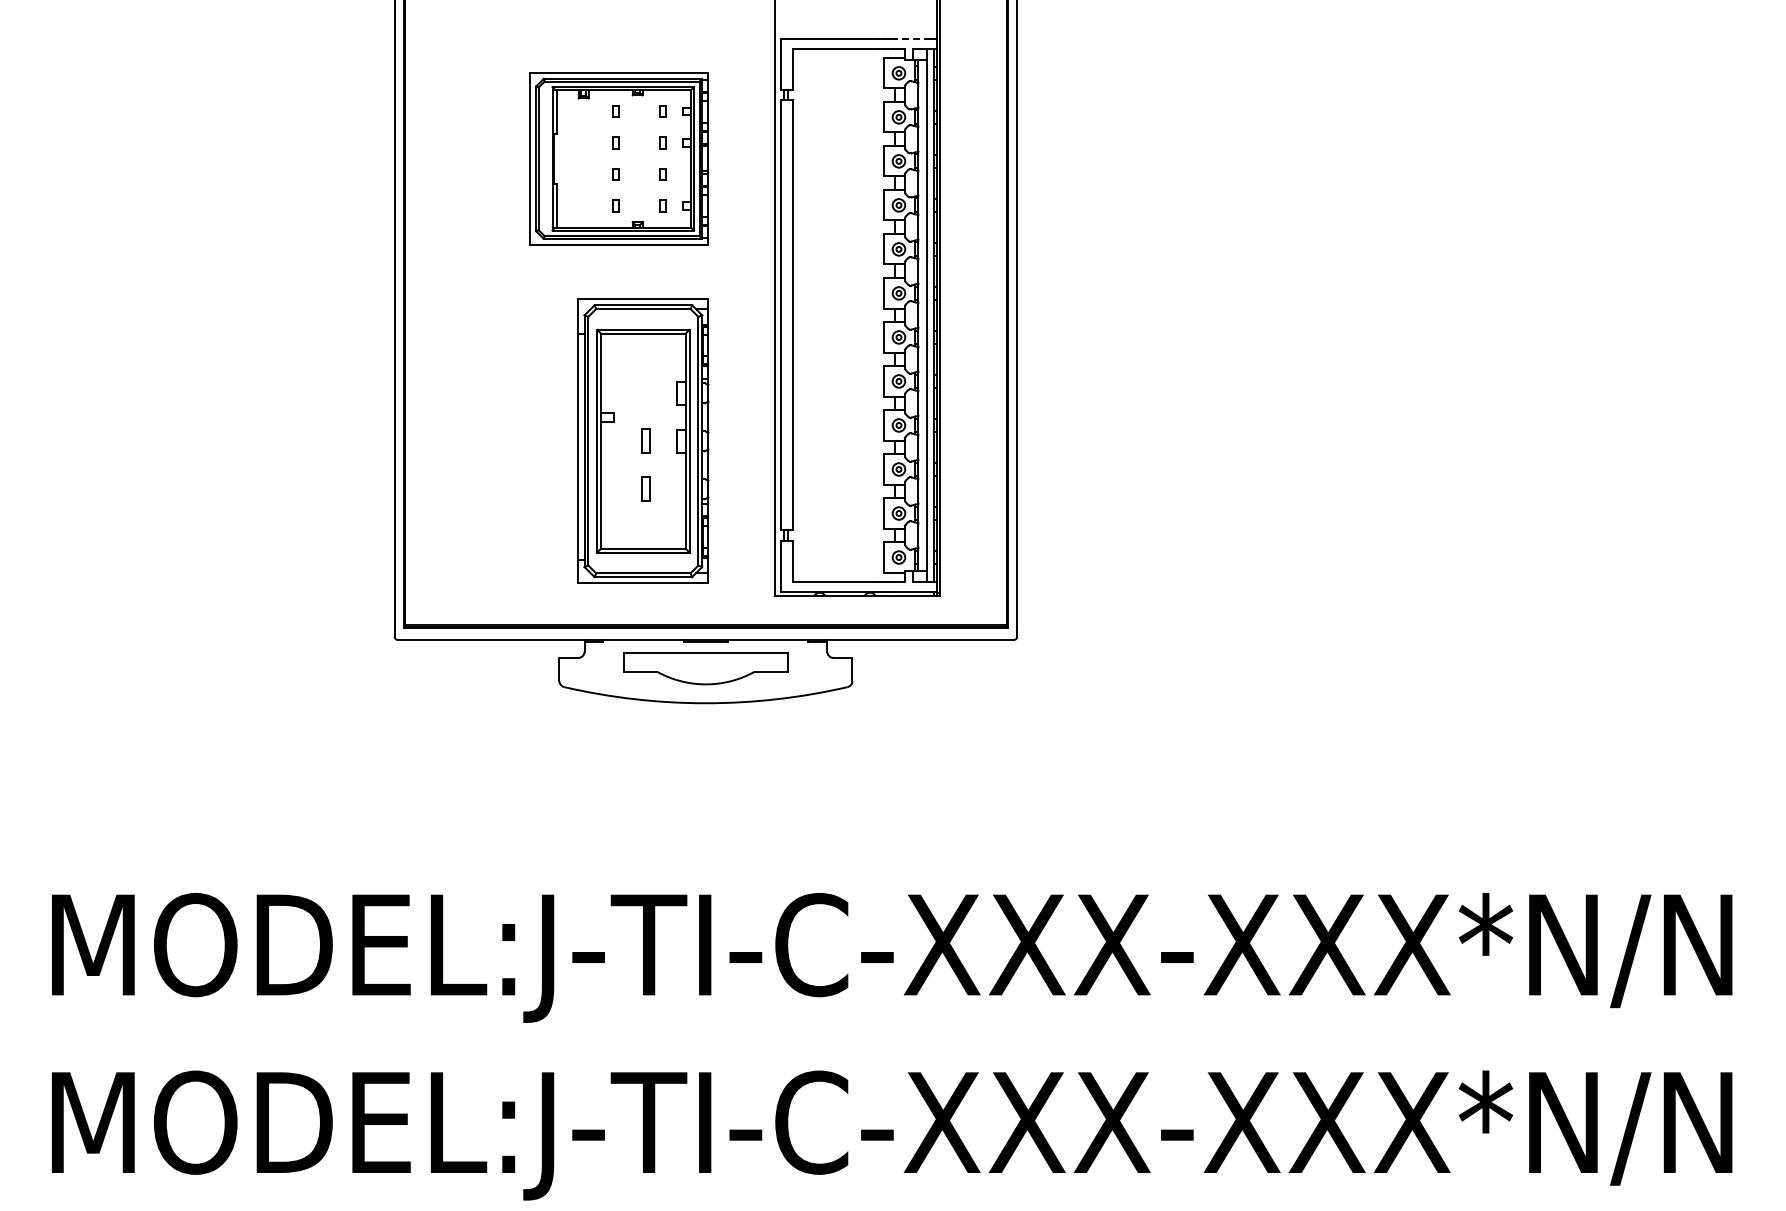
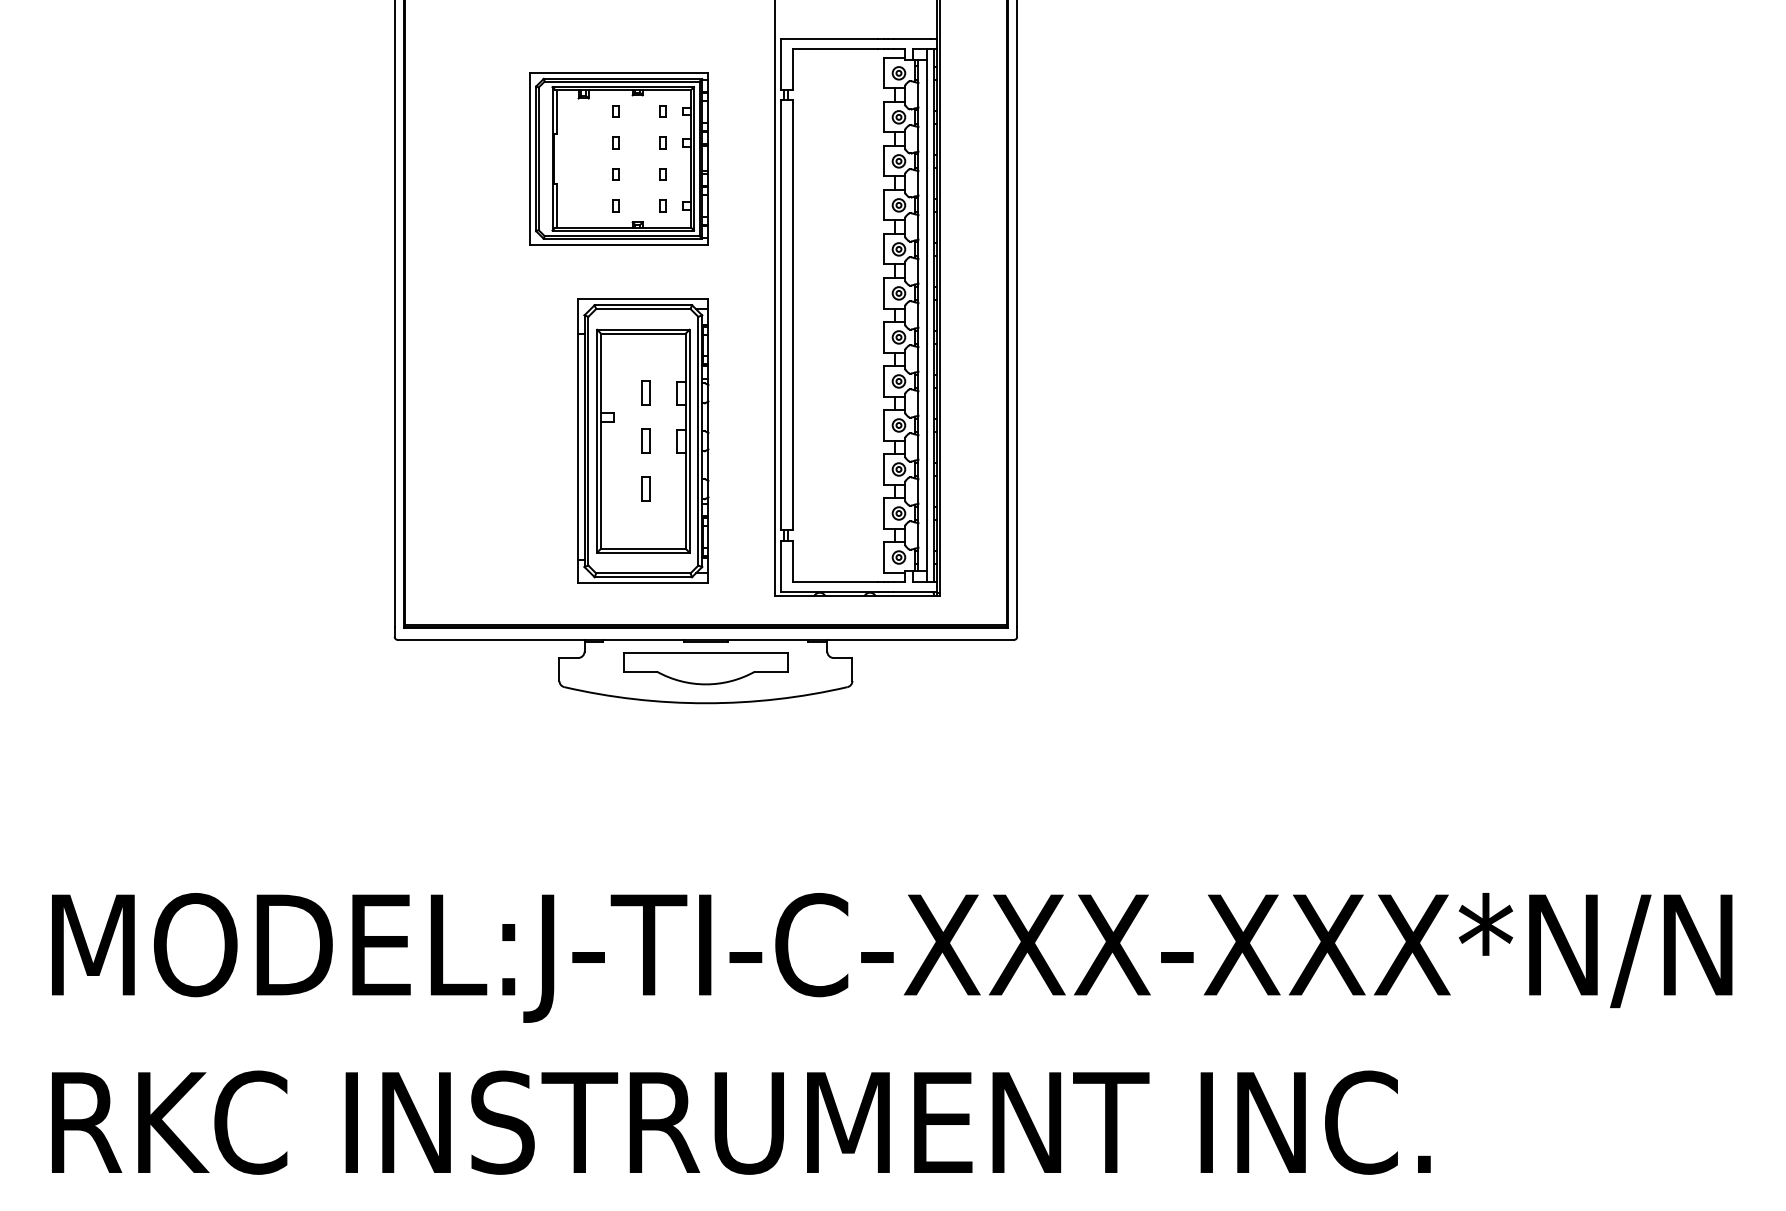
line: dashed -> solid (912, 38)
part: none -> present (645, 392)
text: MODEL:J-TI-C-XXX-XXX*N/N -> RKC INSTRUMENT INC. (897, 1135)
